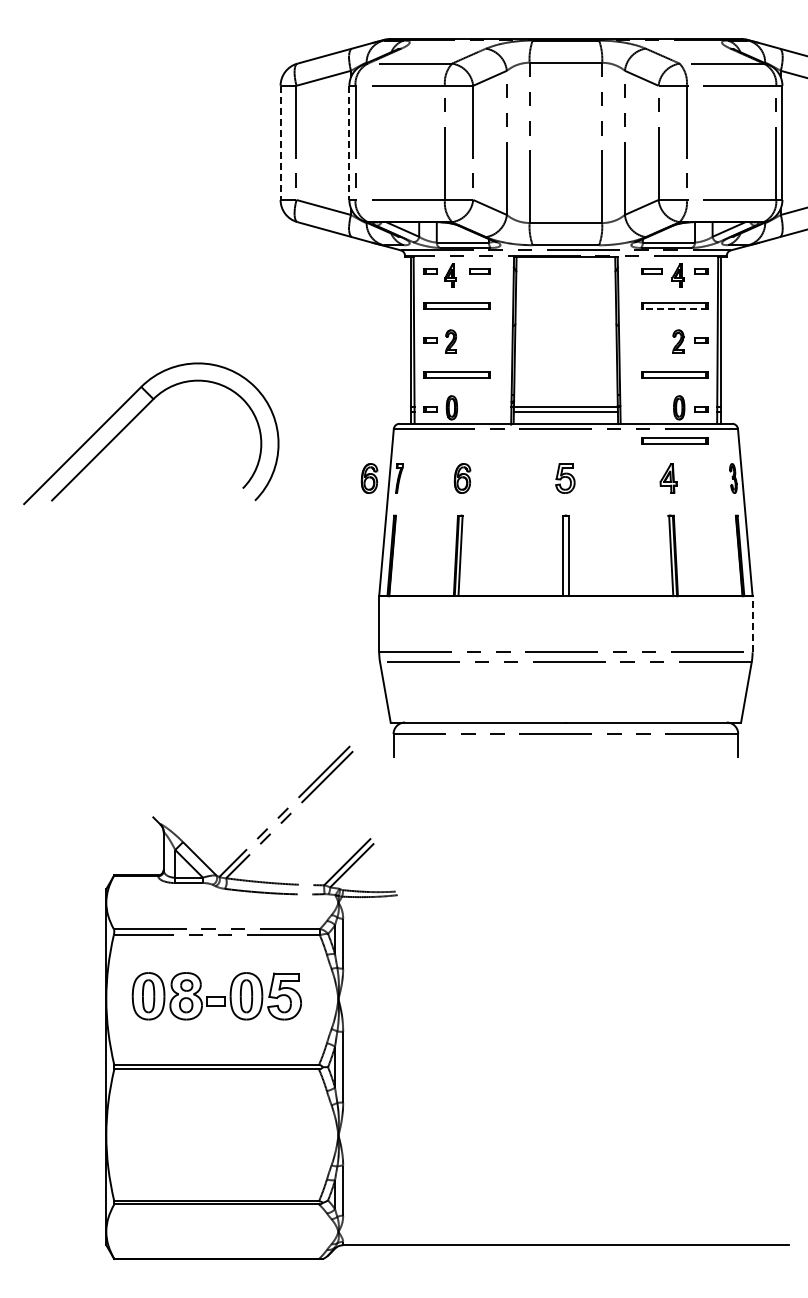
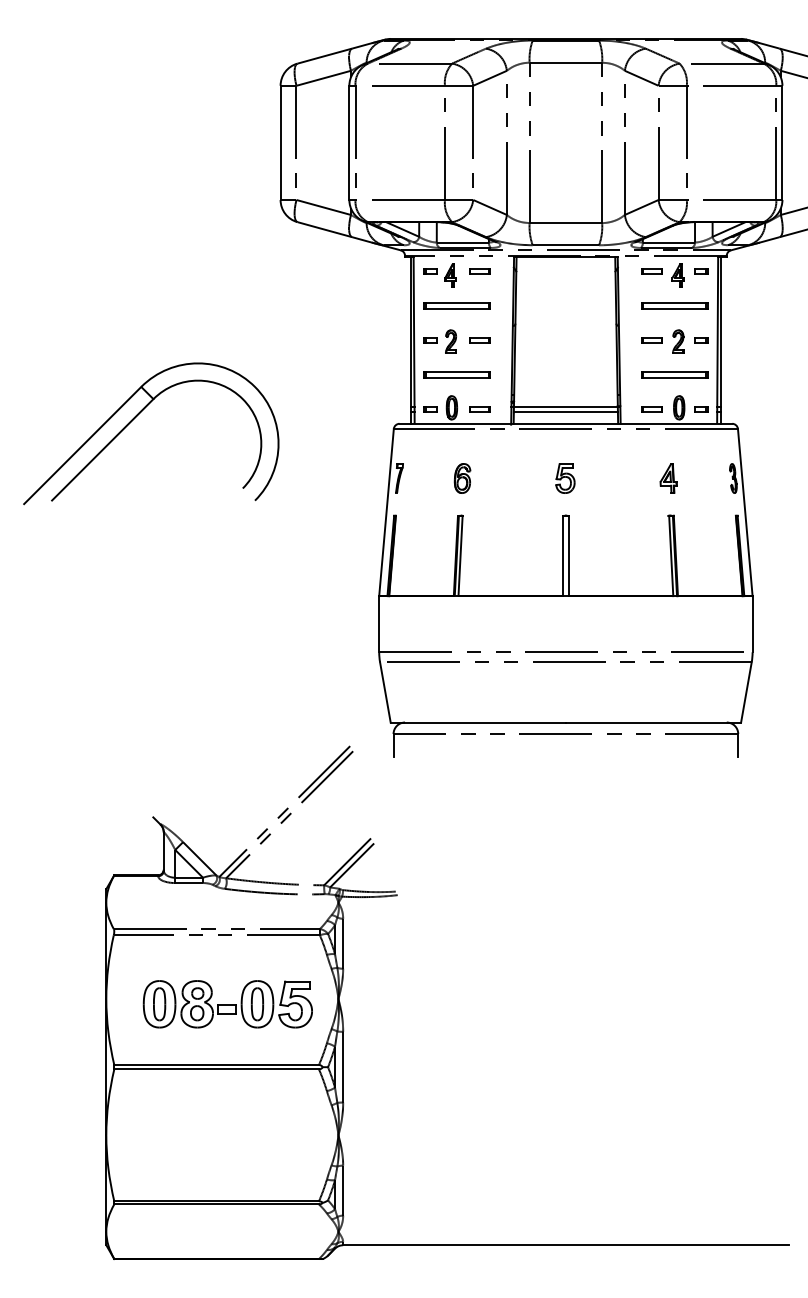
line: dashed -> solid (280, 143)
line: dashed -> solid (349, 143)
line: dashed -> solid (674, 308)
part: none -> present (479, 340)
part: none -> present (651, 340)
part: none -> present (479, 409)
part: none -> present (651, 409)
part: present -> none (674, 440)
part: present -> none (369, 478)
line: dashed -> solid (752, 623)
part position: (216, 996) -> (227, 1004) (227, 1004)
